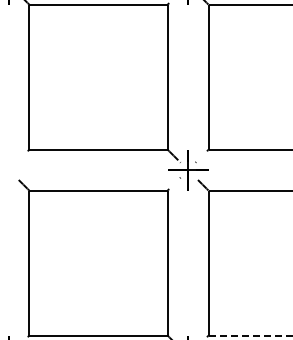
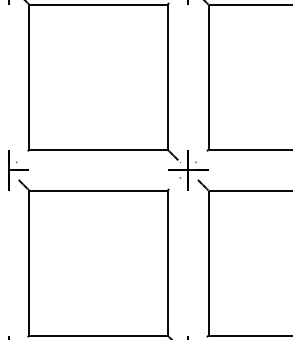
part: none -> present (18, 170)
line: dashed -> solid (250, 335)
